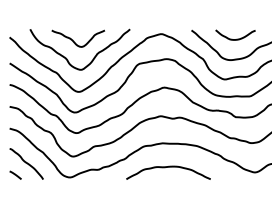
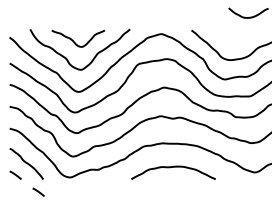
curve position: (236, 38) -> (249, 16) (249, 16)
curve position: (168, 167) -> (173, 167) (173, 167)
line: none -> present (38, 191)
